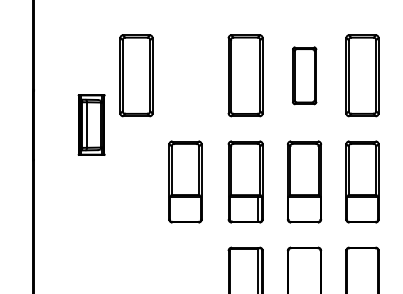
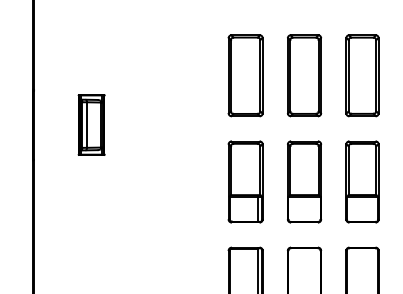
part: present -> none (136, 75)
part size: 26x60 px -> 36x84 px (304, 75)
part: present -> none (185, 181)
